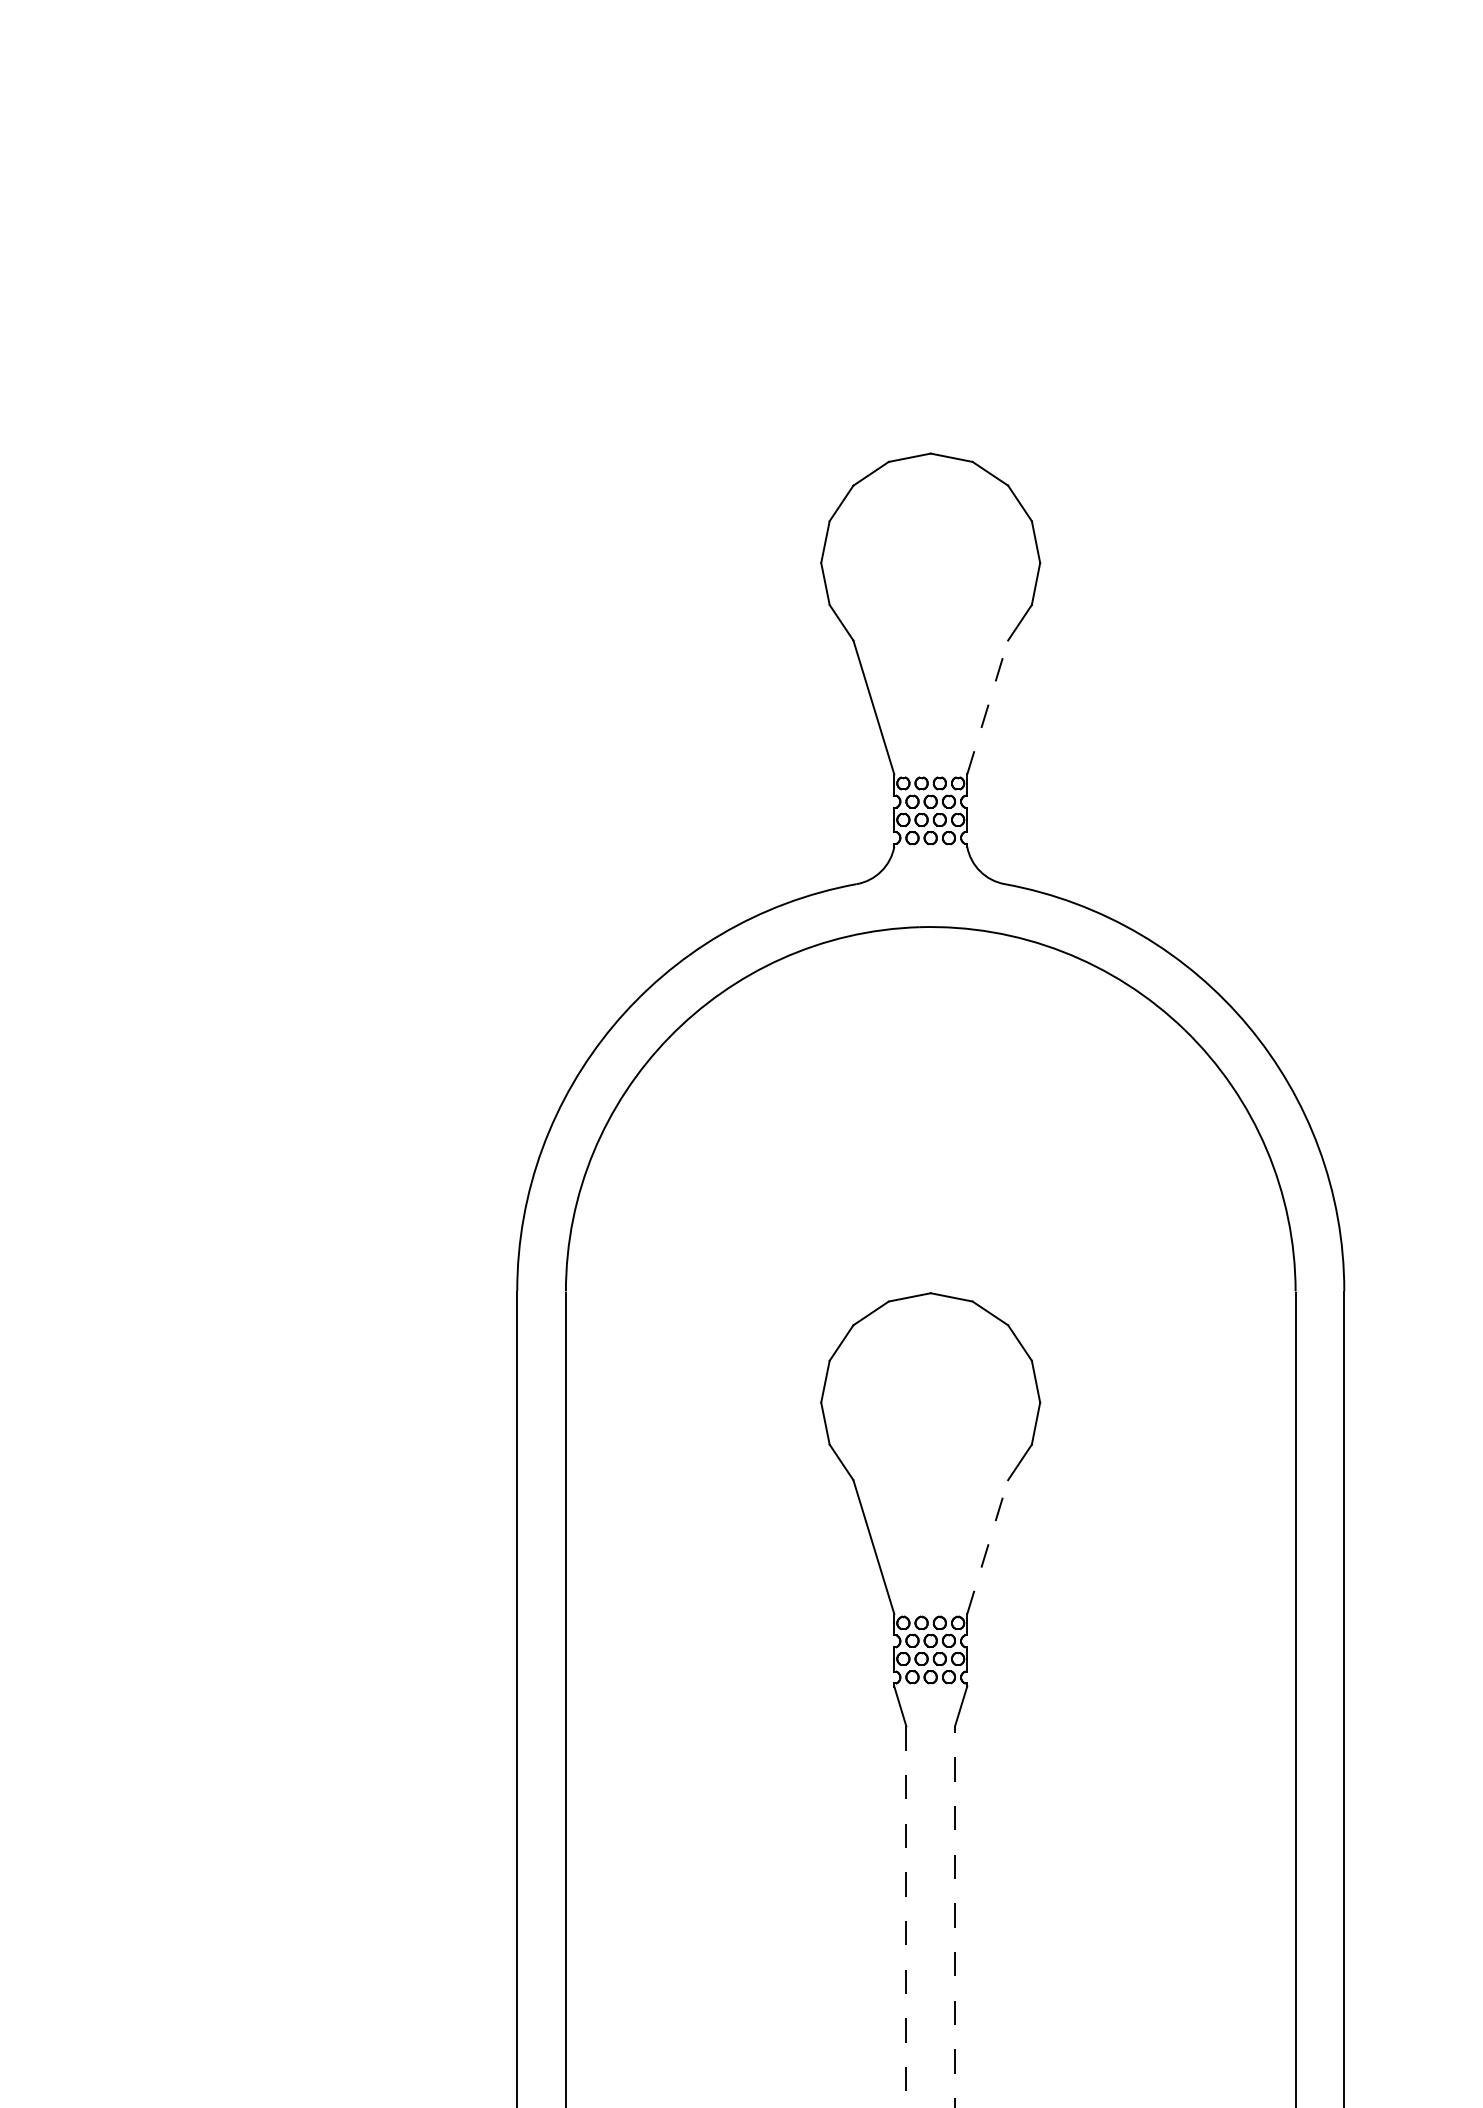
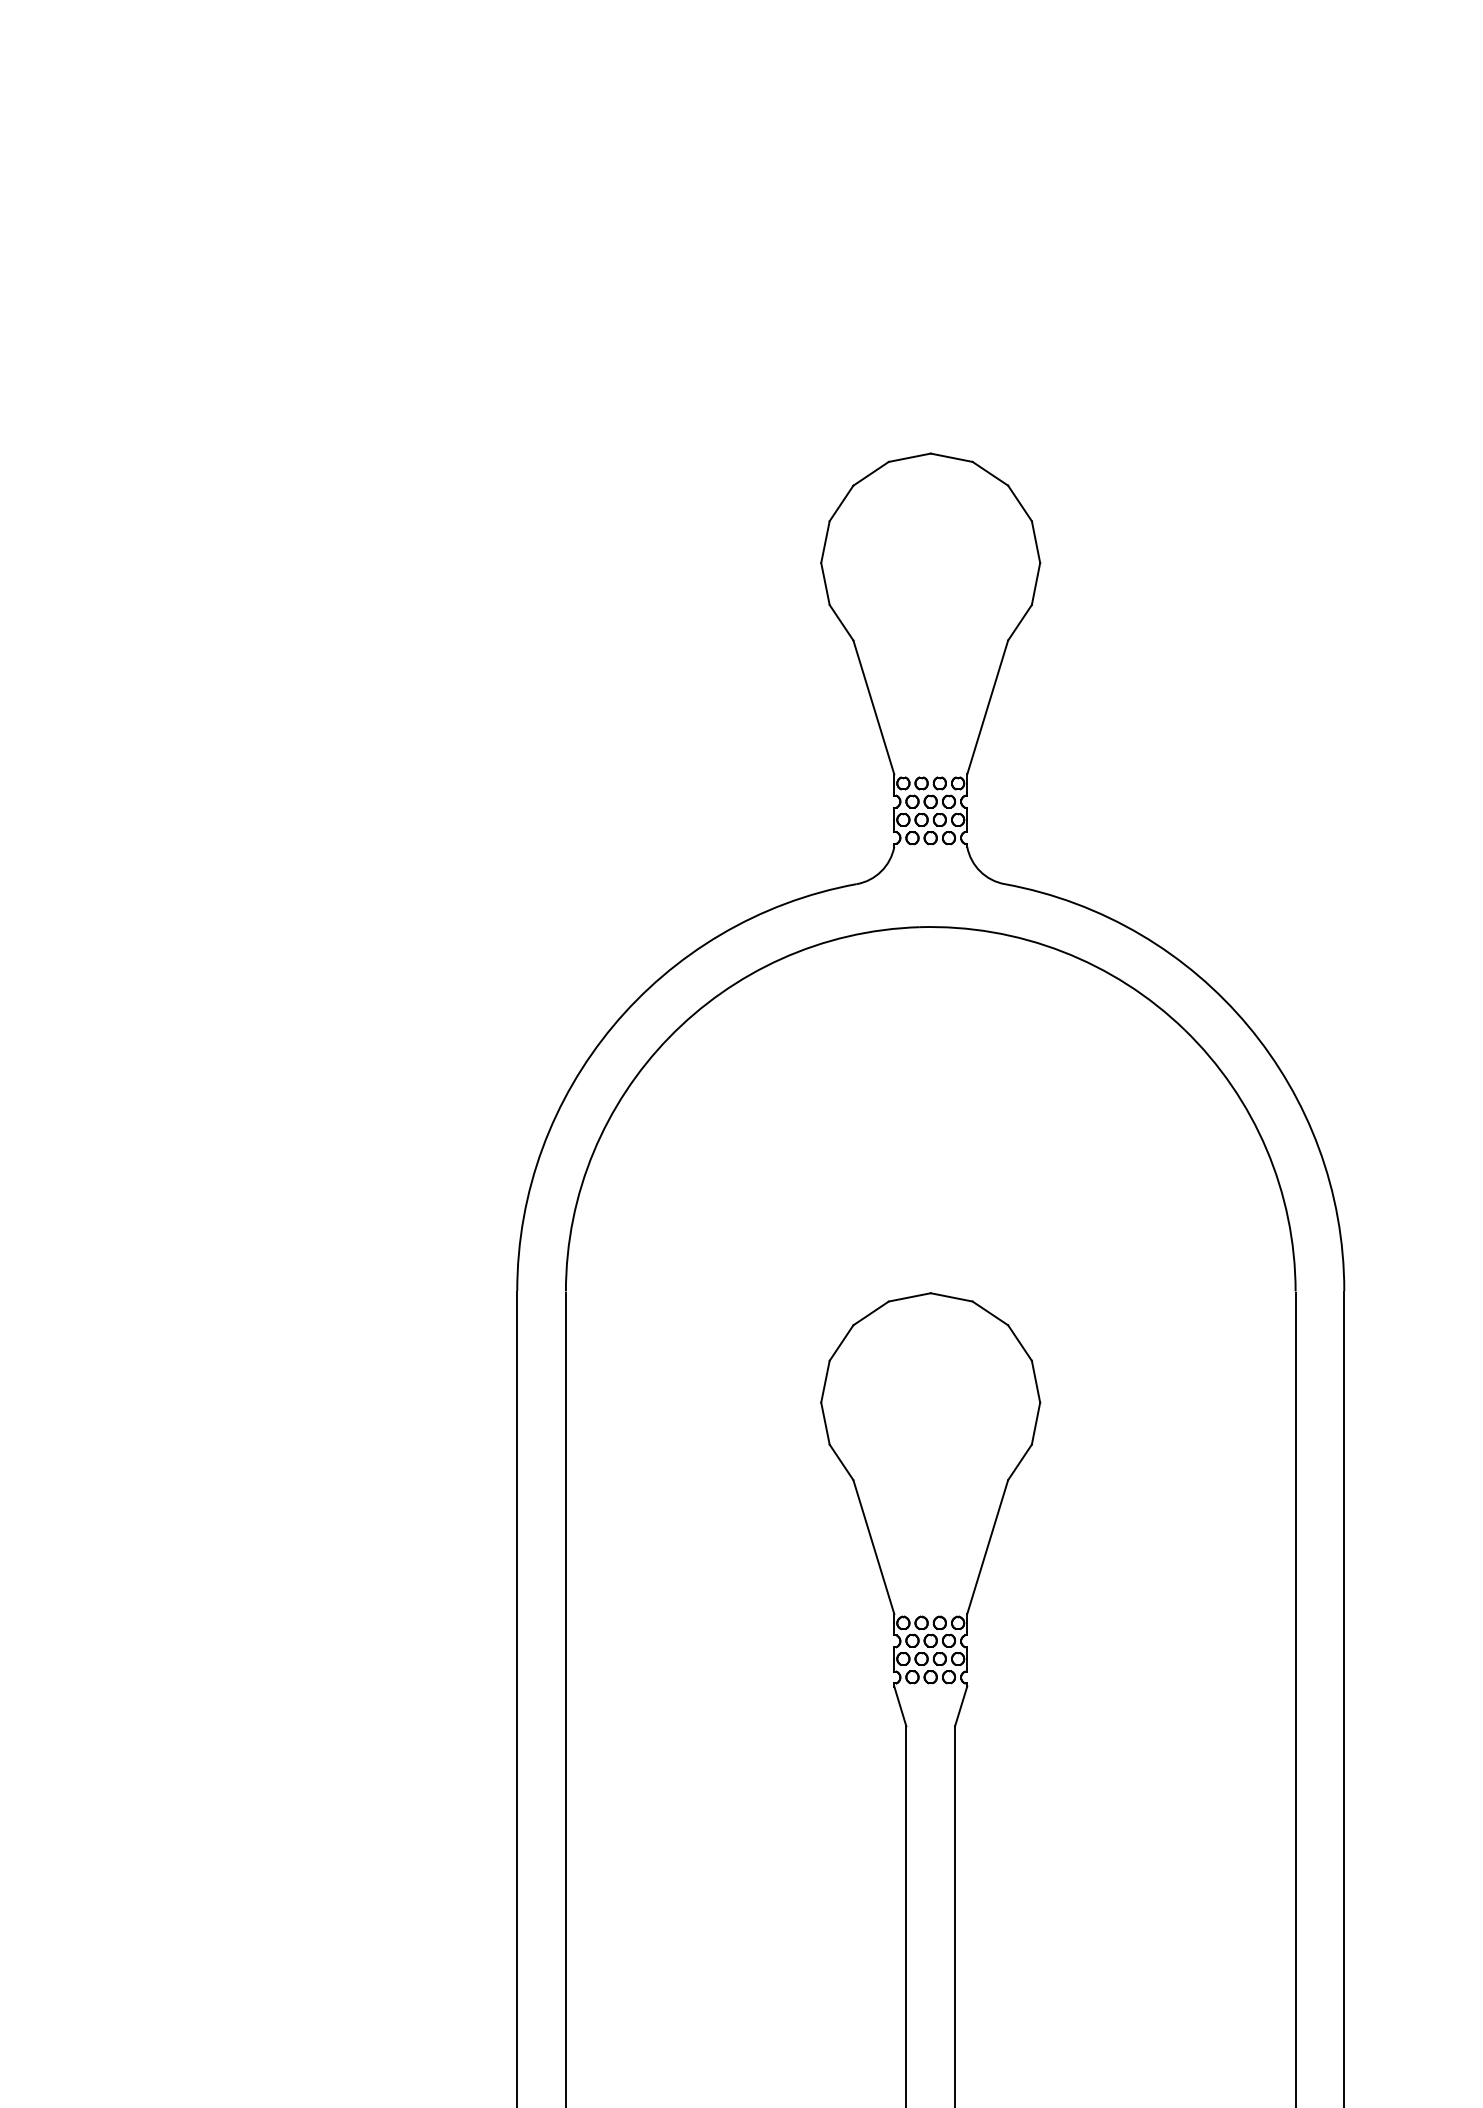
line: dashed -> solid (987, 707)
line: dashed -> solid (987, 1546)
line: dashed -> solid (955, 1916)
line: dashed -> solid (906, 1917)
